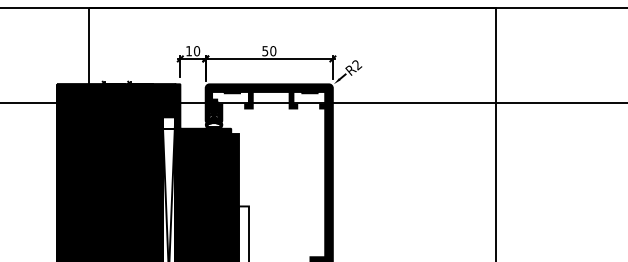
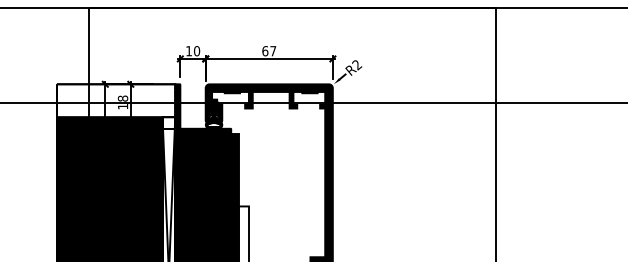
text: 50 -> 67 (269, 51)
fill: present -> none (115, 100)
